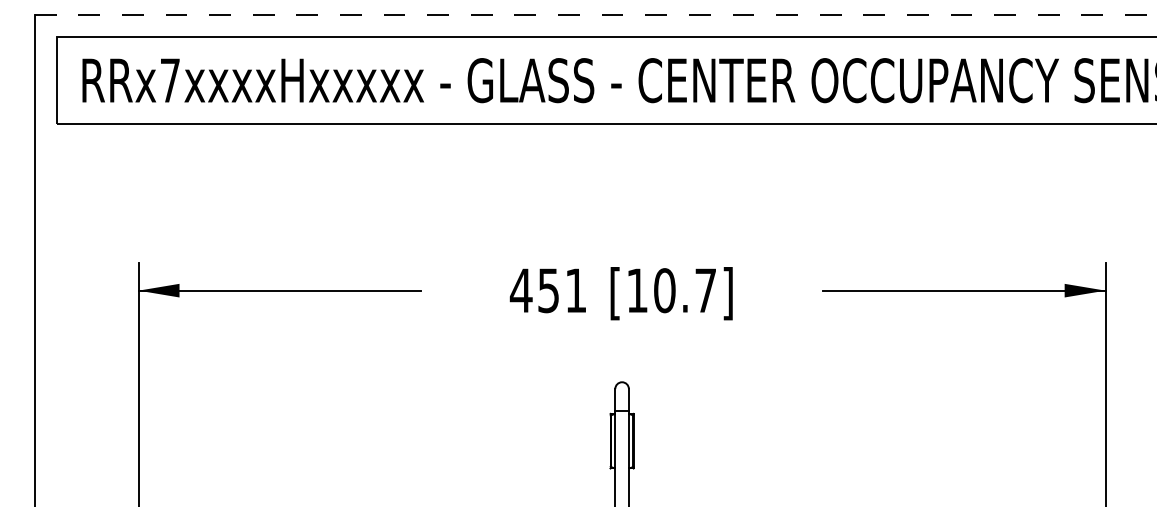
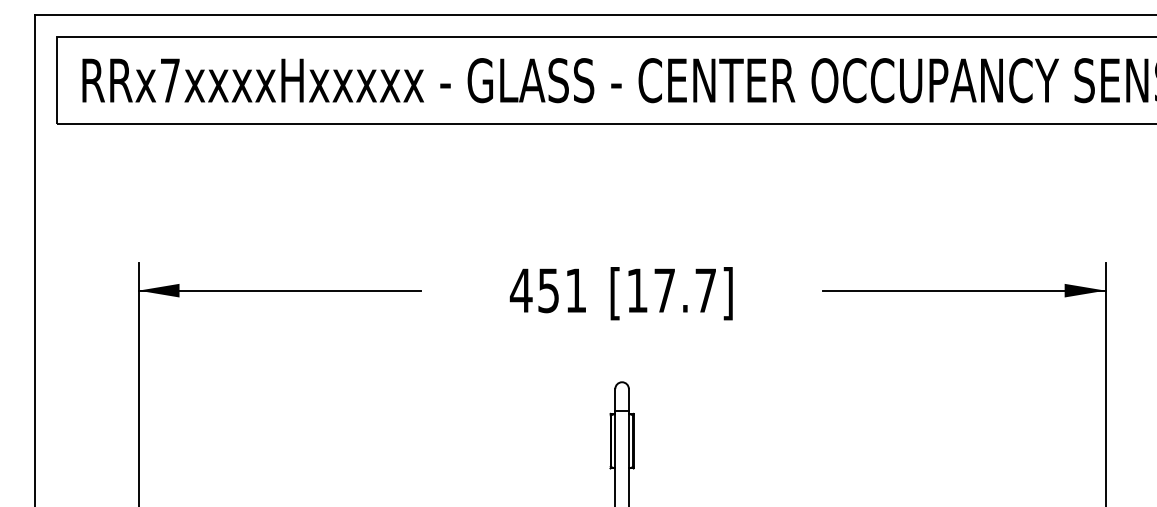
line: dashed -> solid (595, 15)
text: [10.7] -> [17.7] (664, 290)
